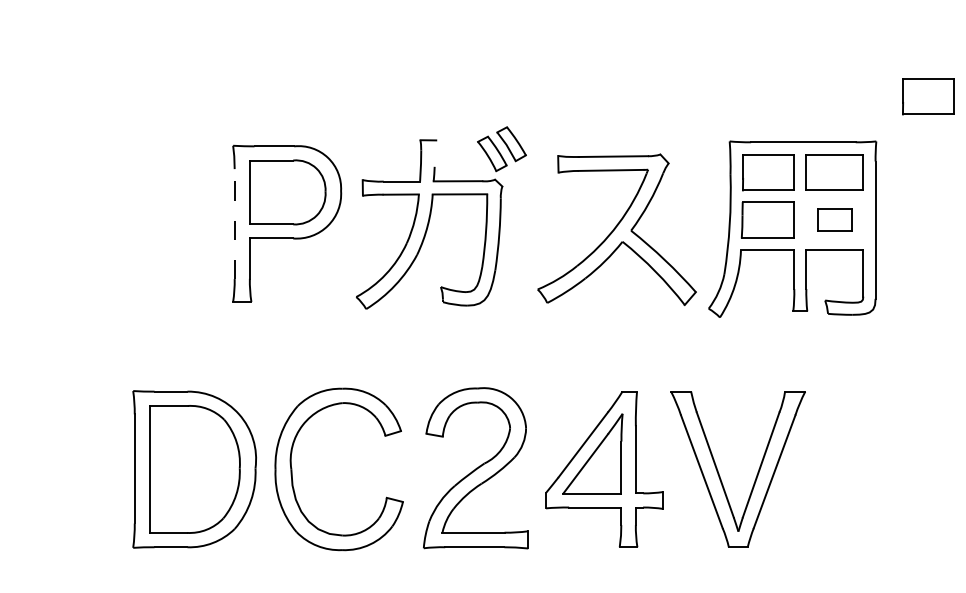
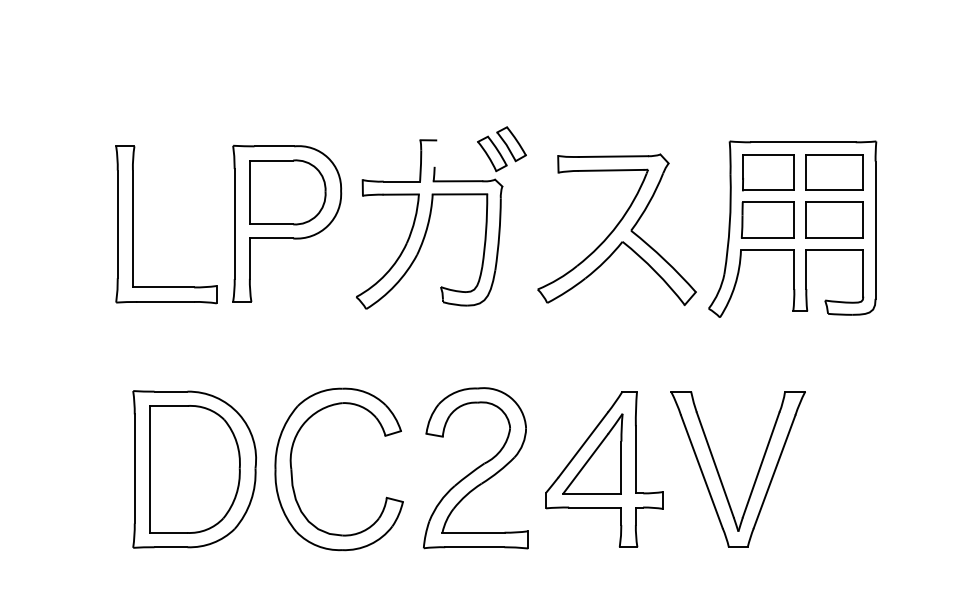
part: present -> none (928, 96)
part size: 36x24 px -> 59x38 px (834, 219)
part: none -> present (133, 224)
line: dashed -> solid (234, 224)
